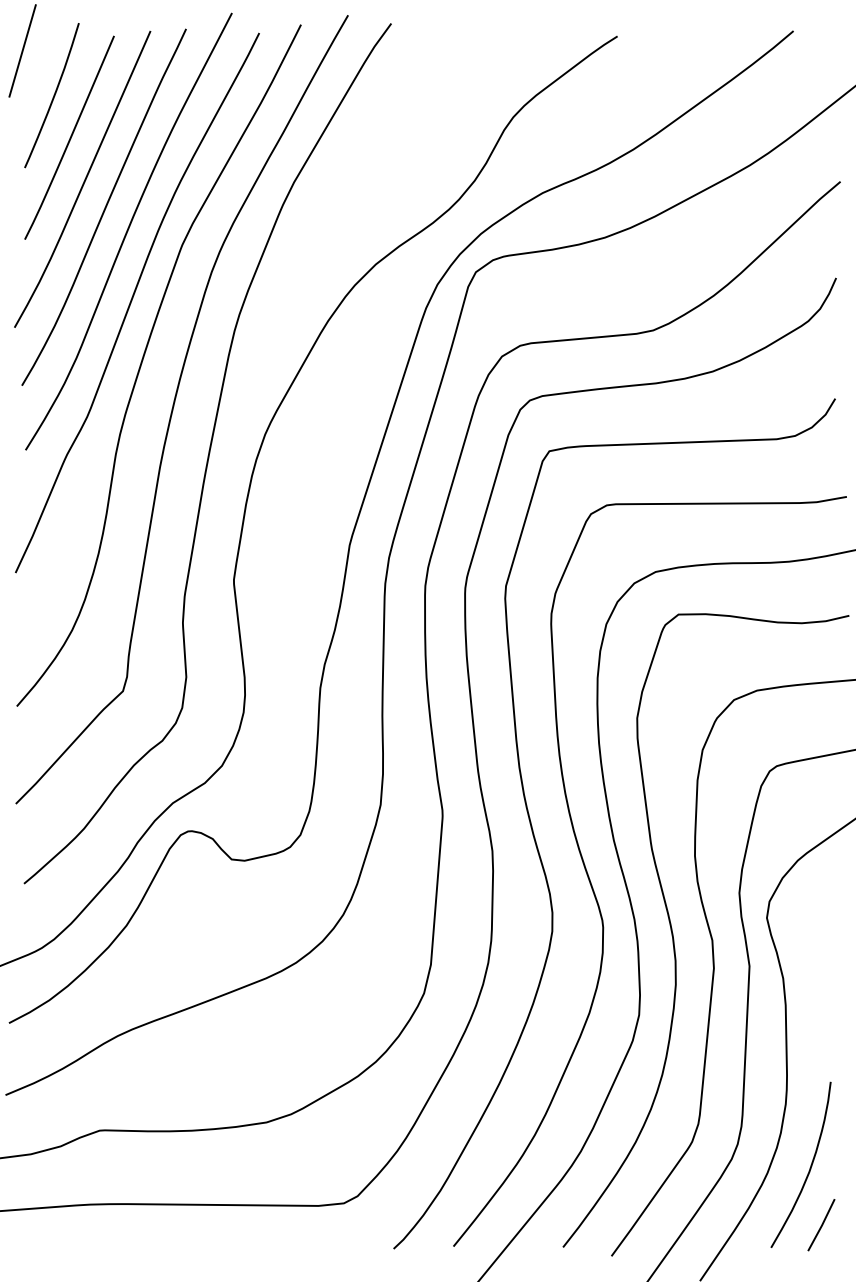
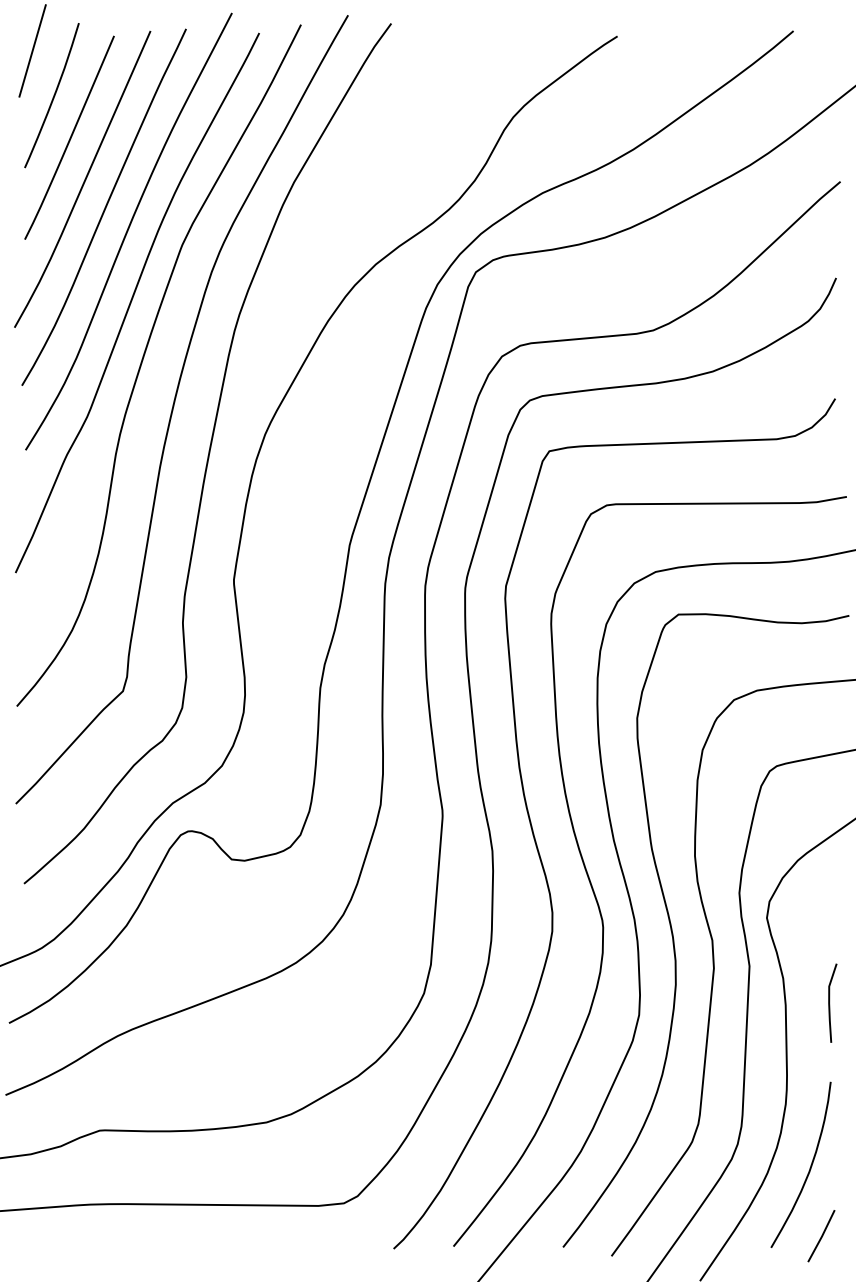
line position: (22, 50) -> (32, 50) (32, 50)
line: none -> present (830, 1001)
line position: (821, 1225) -> (821, 1236) (821, 1236)
